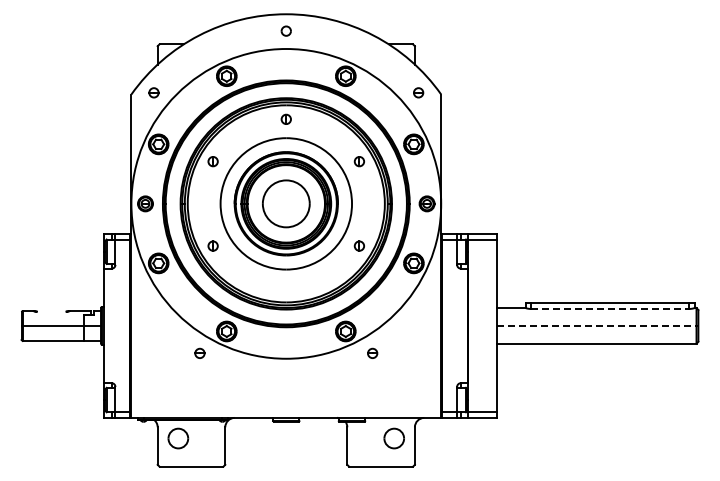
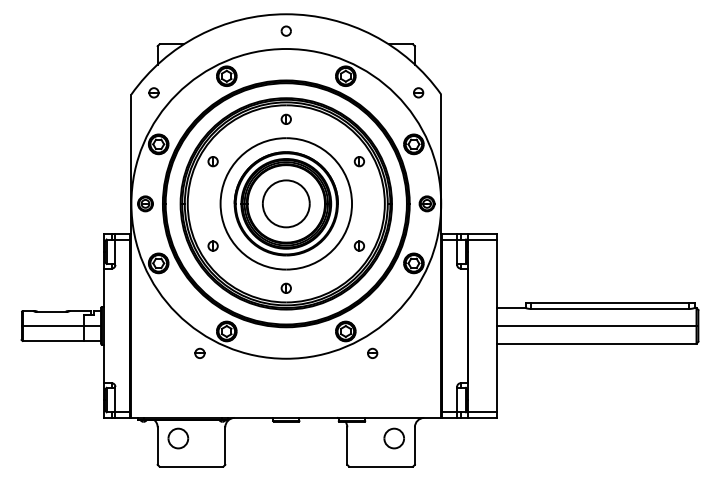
part: none -> present (285, 287)
line: dashed -> solid (610, 309)
line: none -> present (51, 311)
line: dashed -> solid (596, 325)
